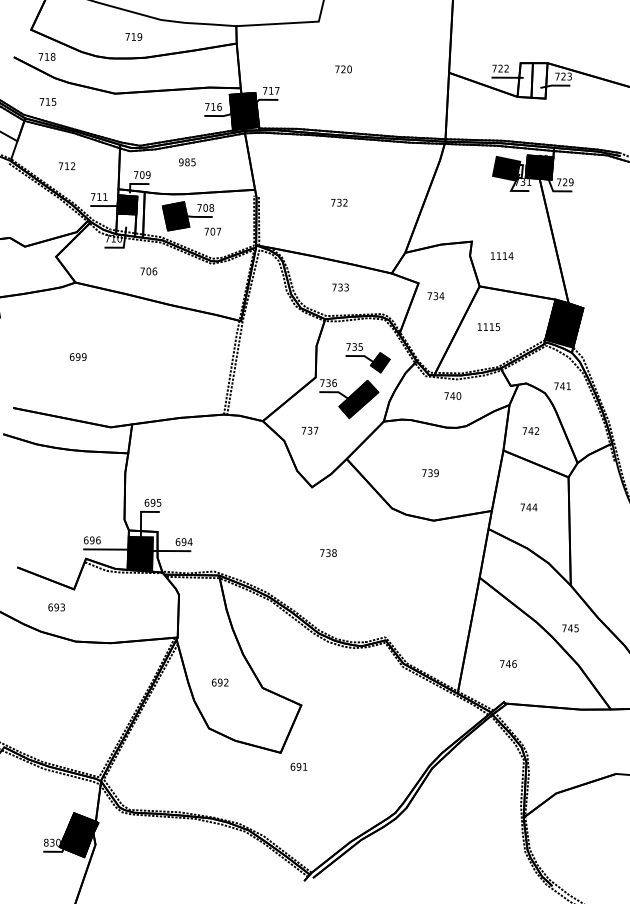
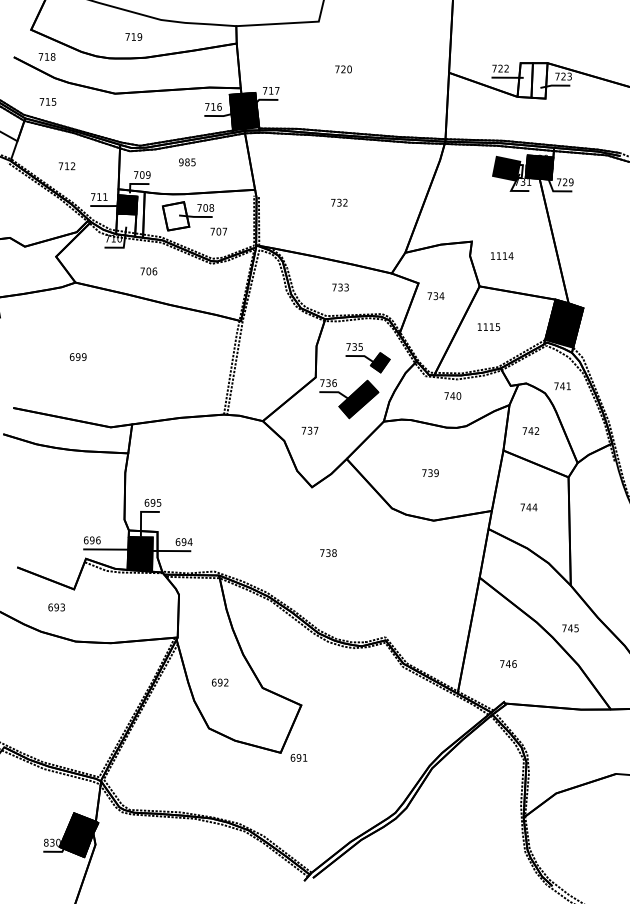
fill: present -> none (175, 216)
text position: (212, 231) -> (218, 231) (218, 231)
text position: (298, 766) -> (298, 757) (298, 757)
